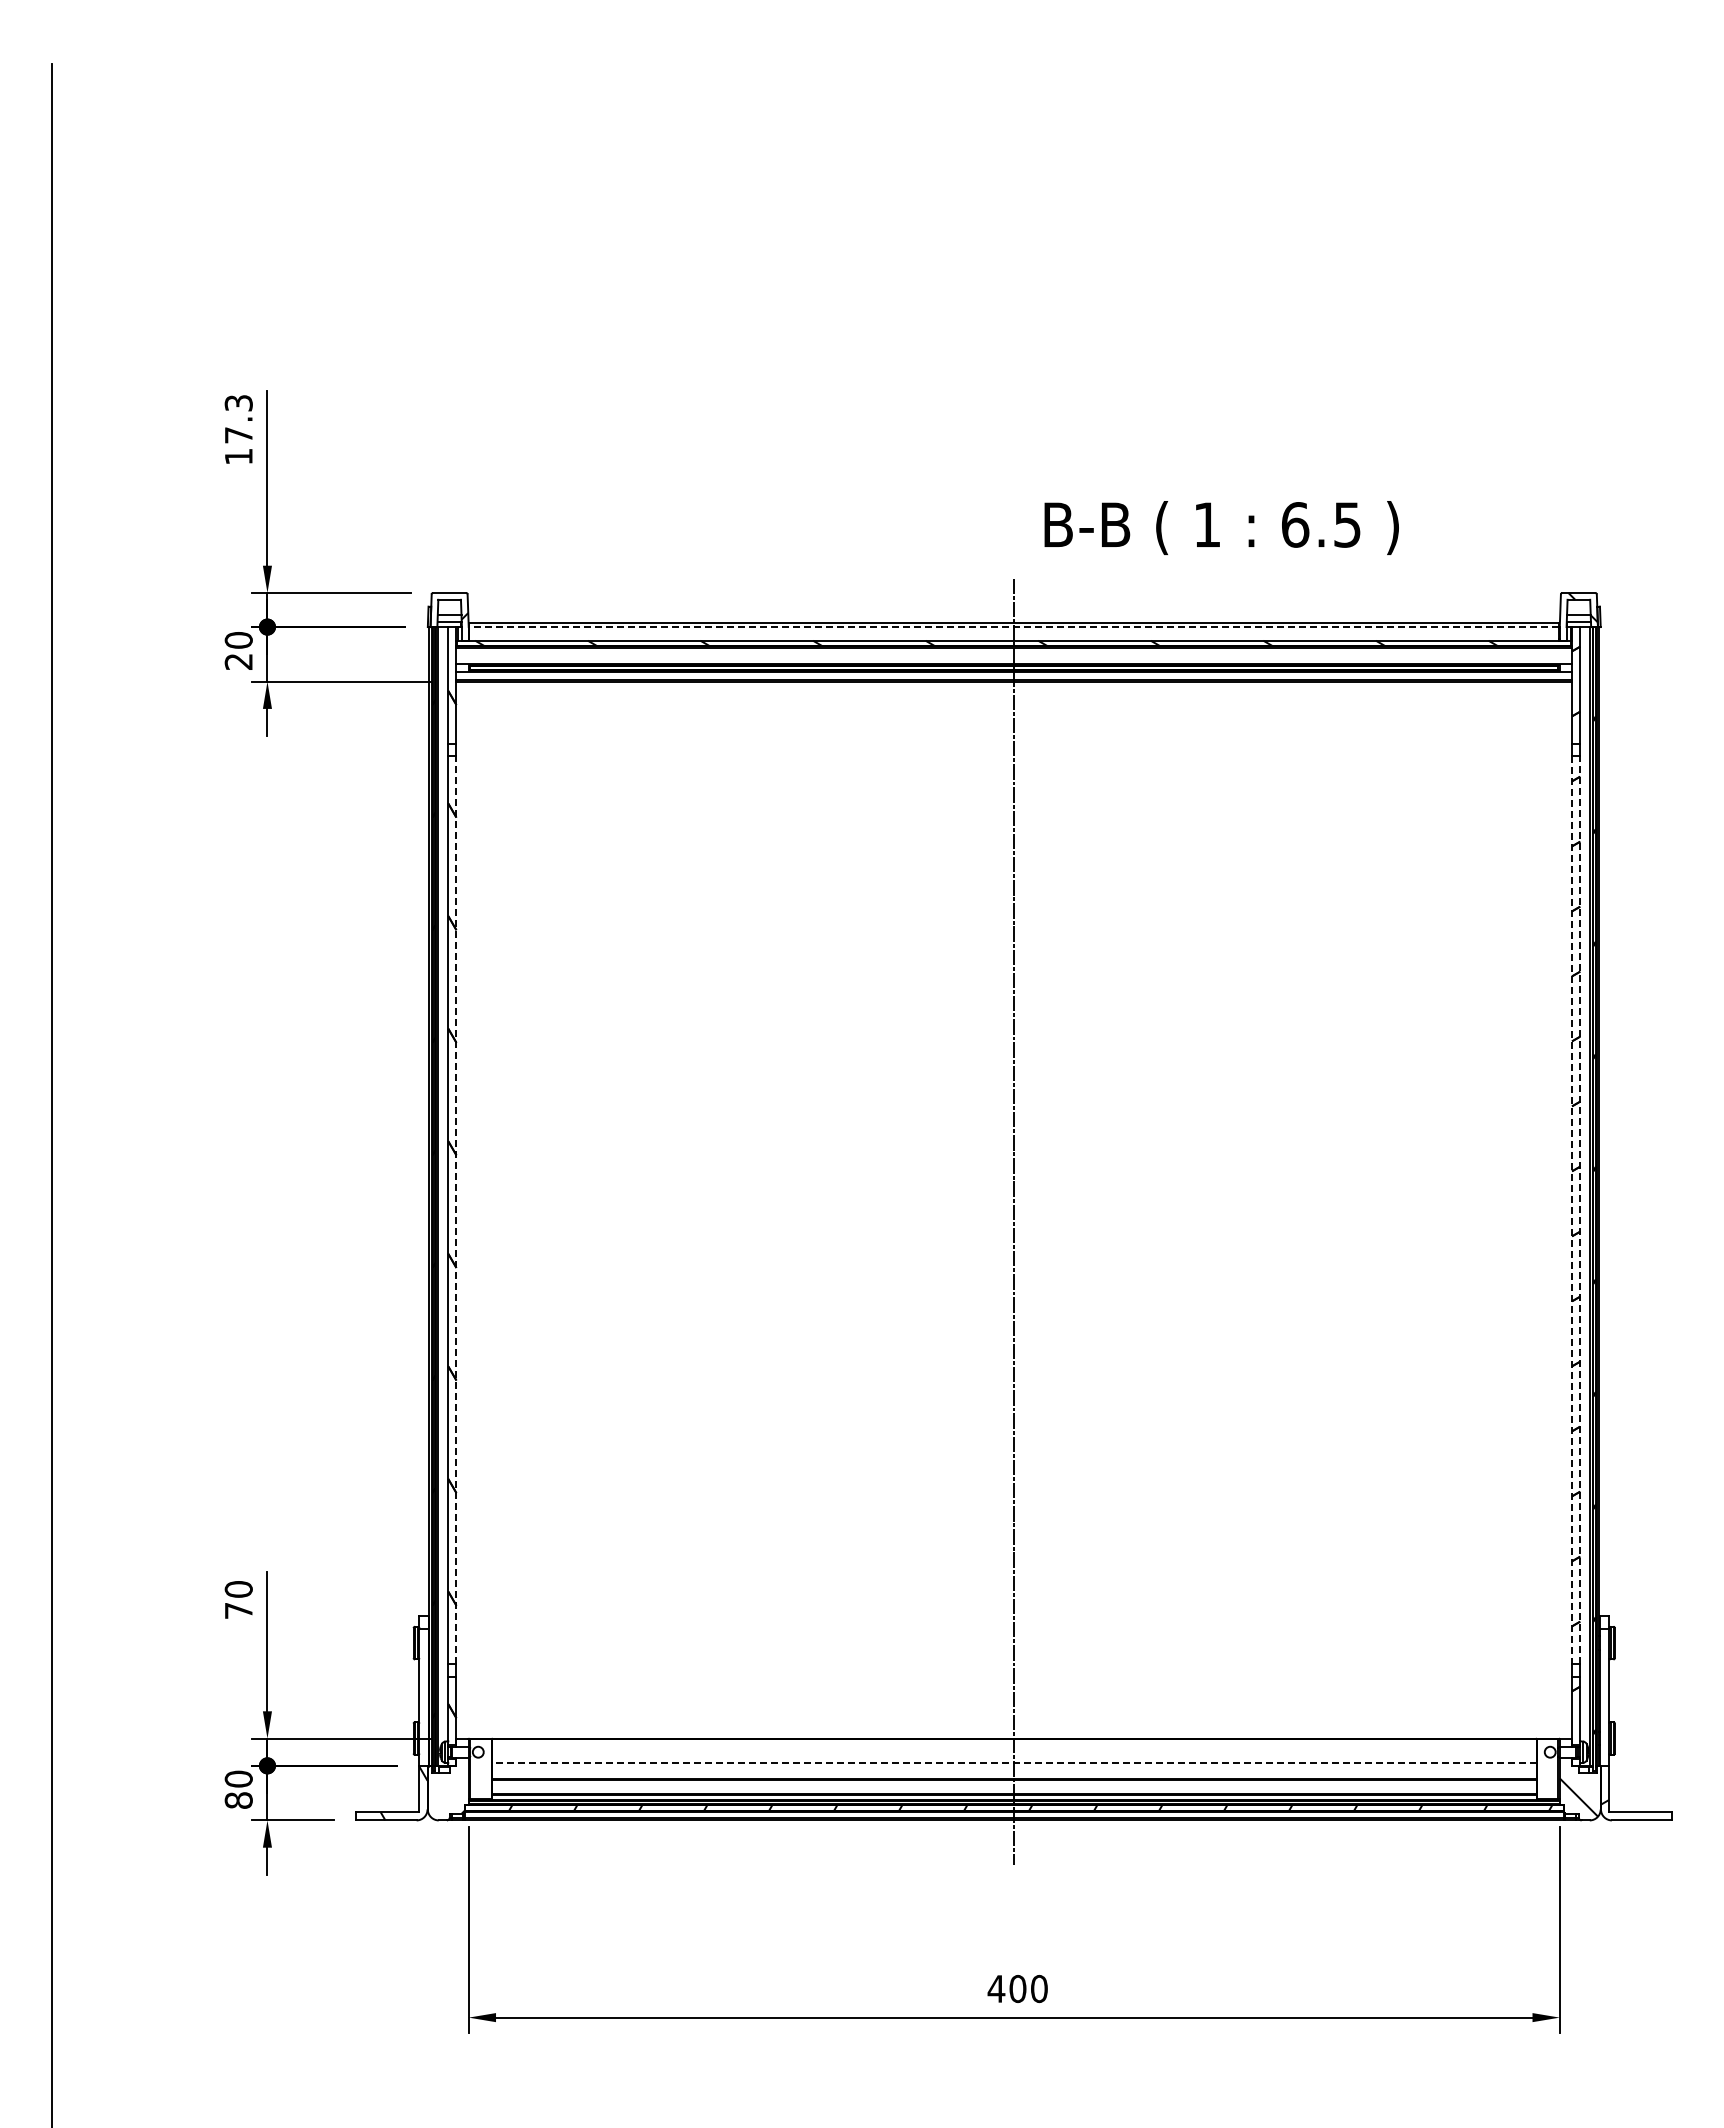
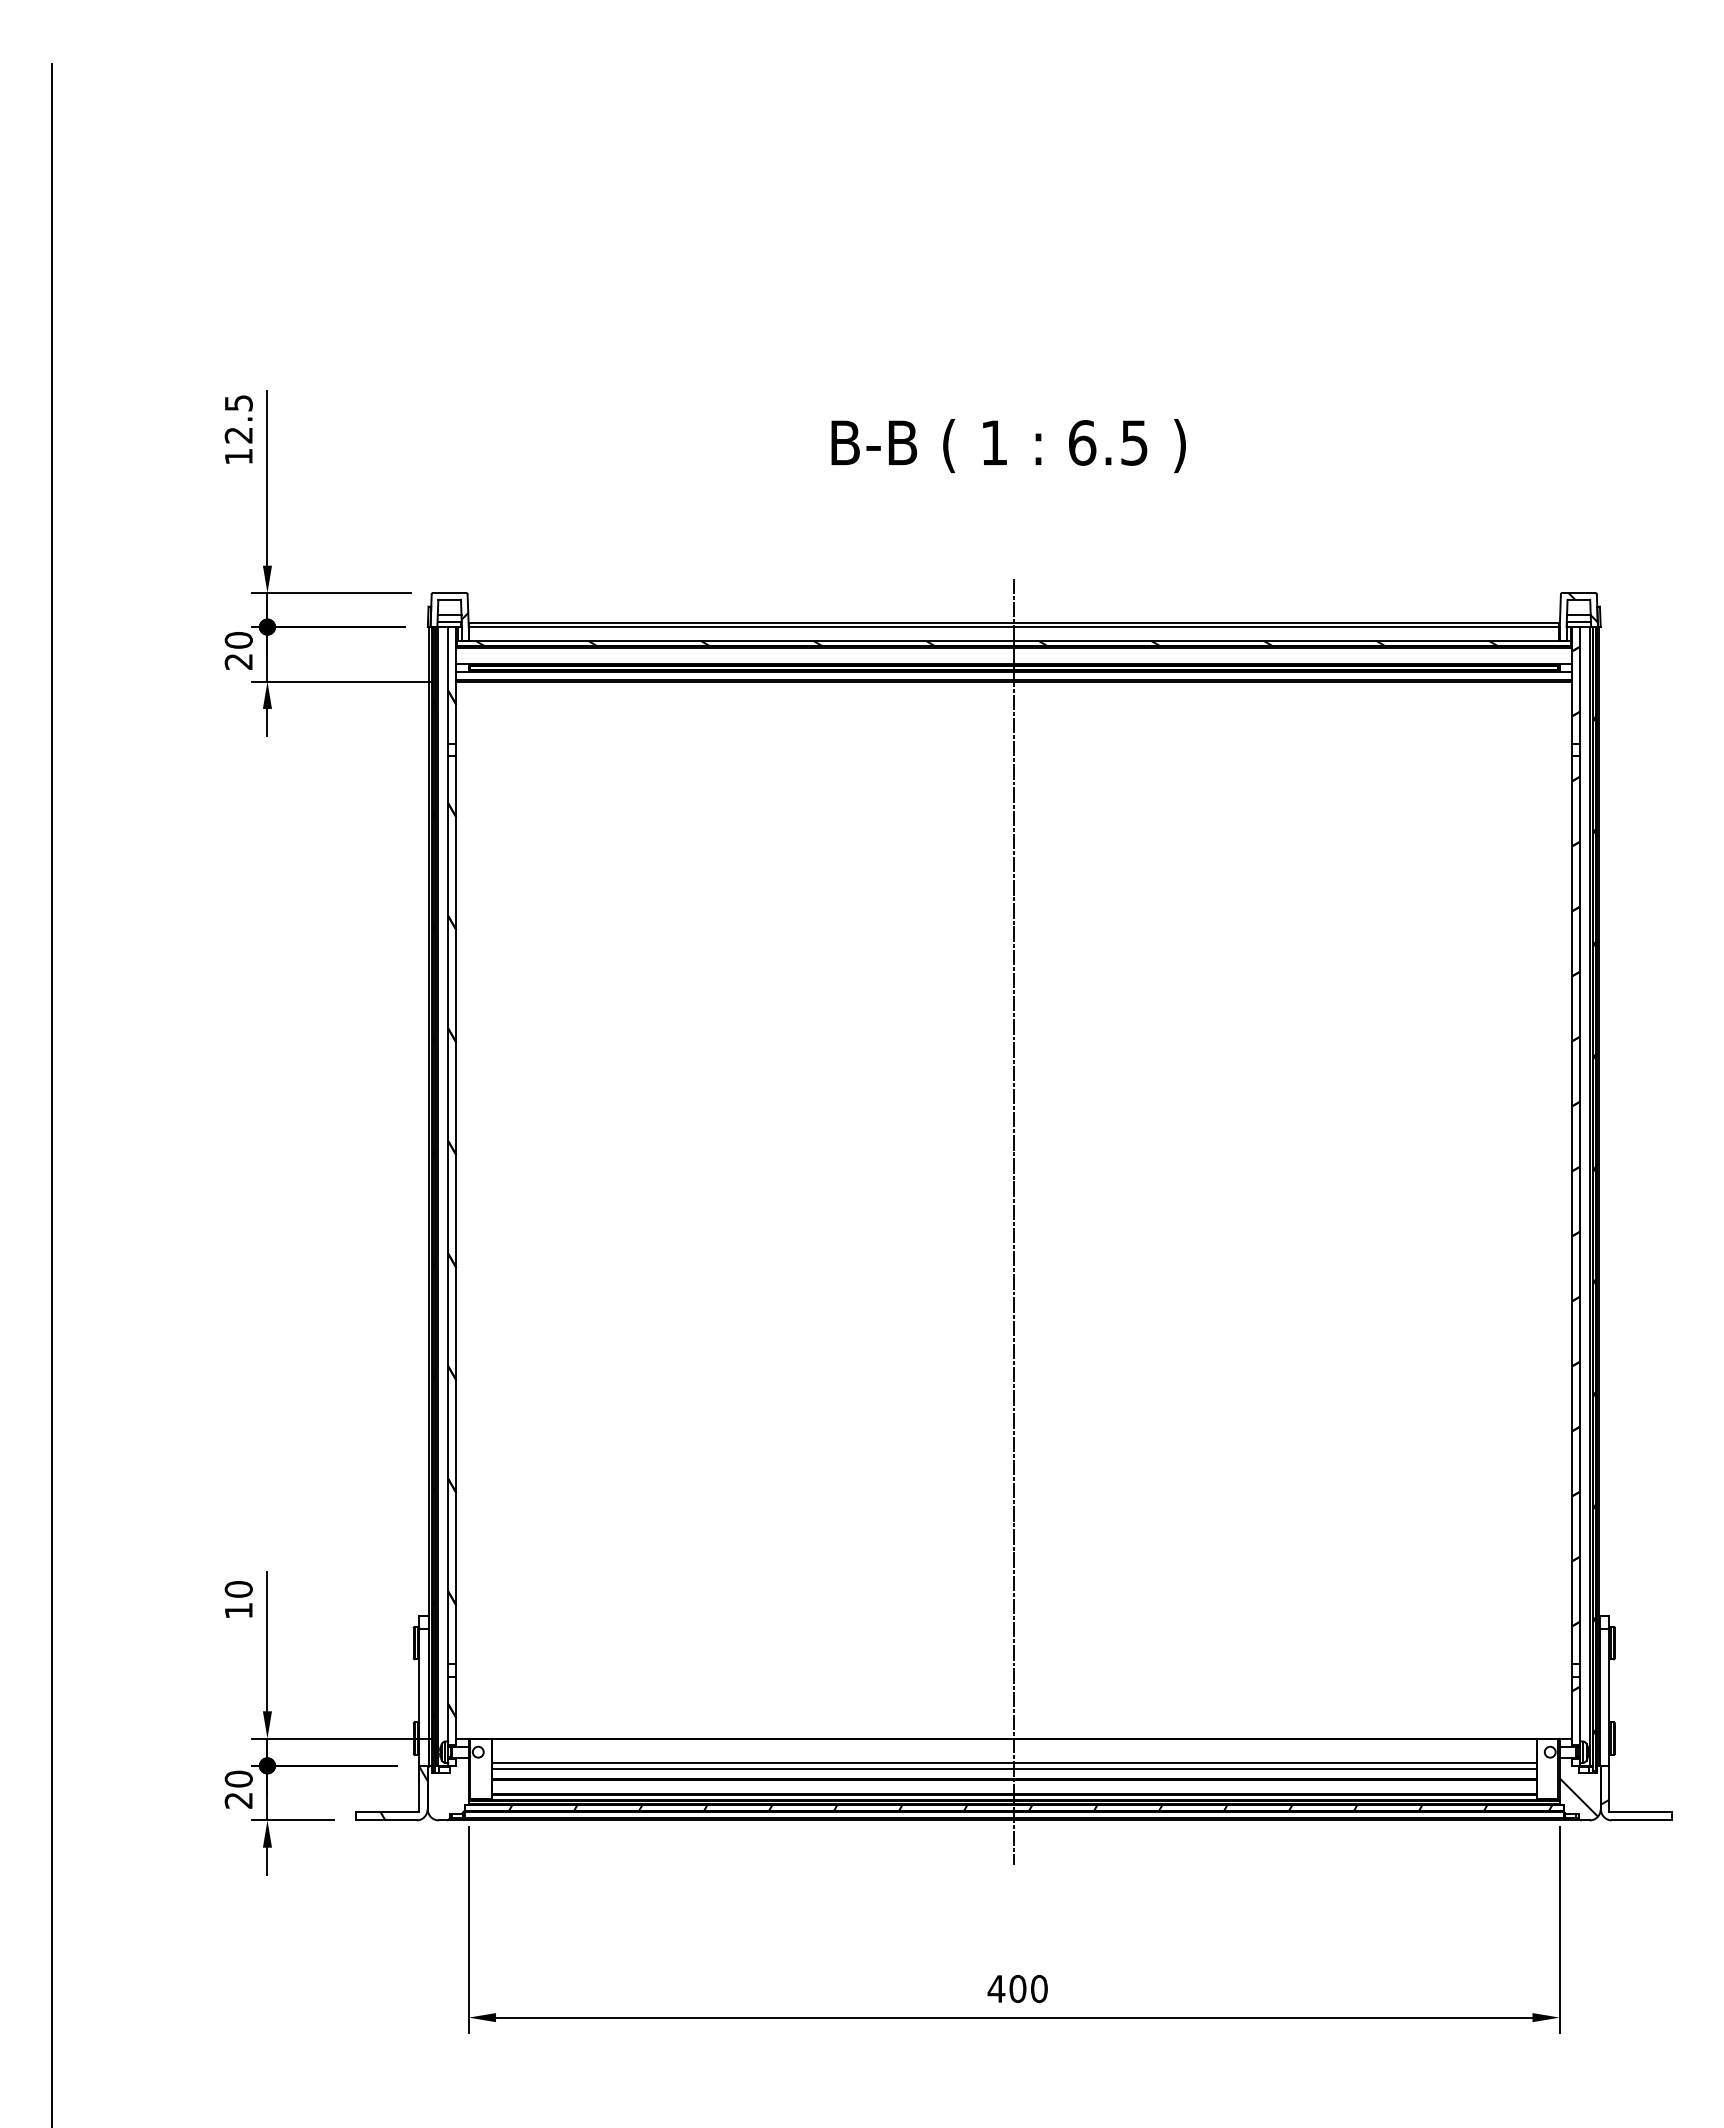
text: 17.3 -> 12.5 (238, 419)
text position: (1221, 527) -> (1008, 445) (1008, 445)
line: dashed -> solid (1014, 627)
line: dashed -> solid (456, 1209)
line: dashed -> solid (1580, 1209)
line: dashed -> solid (1572, 1210)
text: 70 -> 10 (238, 1610)
line: dashed -> solid (1013, 1763)
line: none -> present (1013, 1768)
text: 80 -> 20 (238, 1800)
